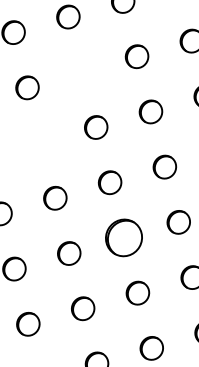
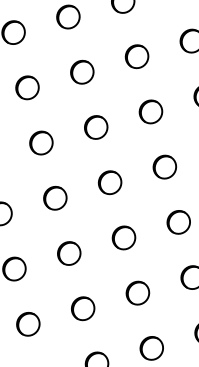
part: none -> present (82, 71)
part: none -> present (41, 142)
part size: 38x40 px -> 26x26 px (123, 237)
